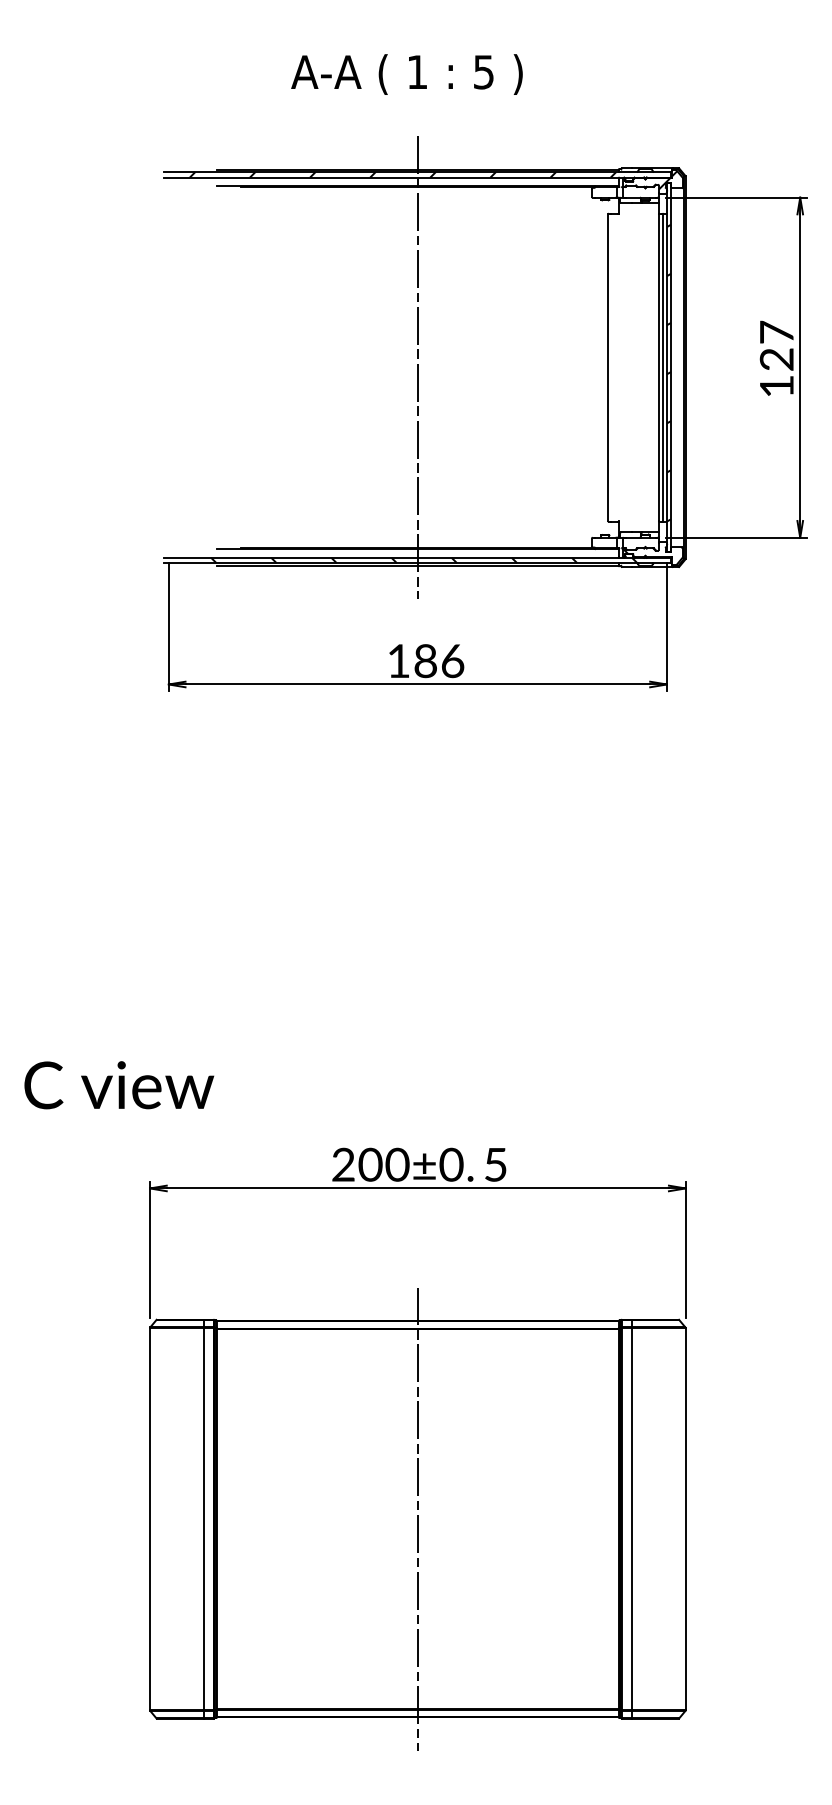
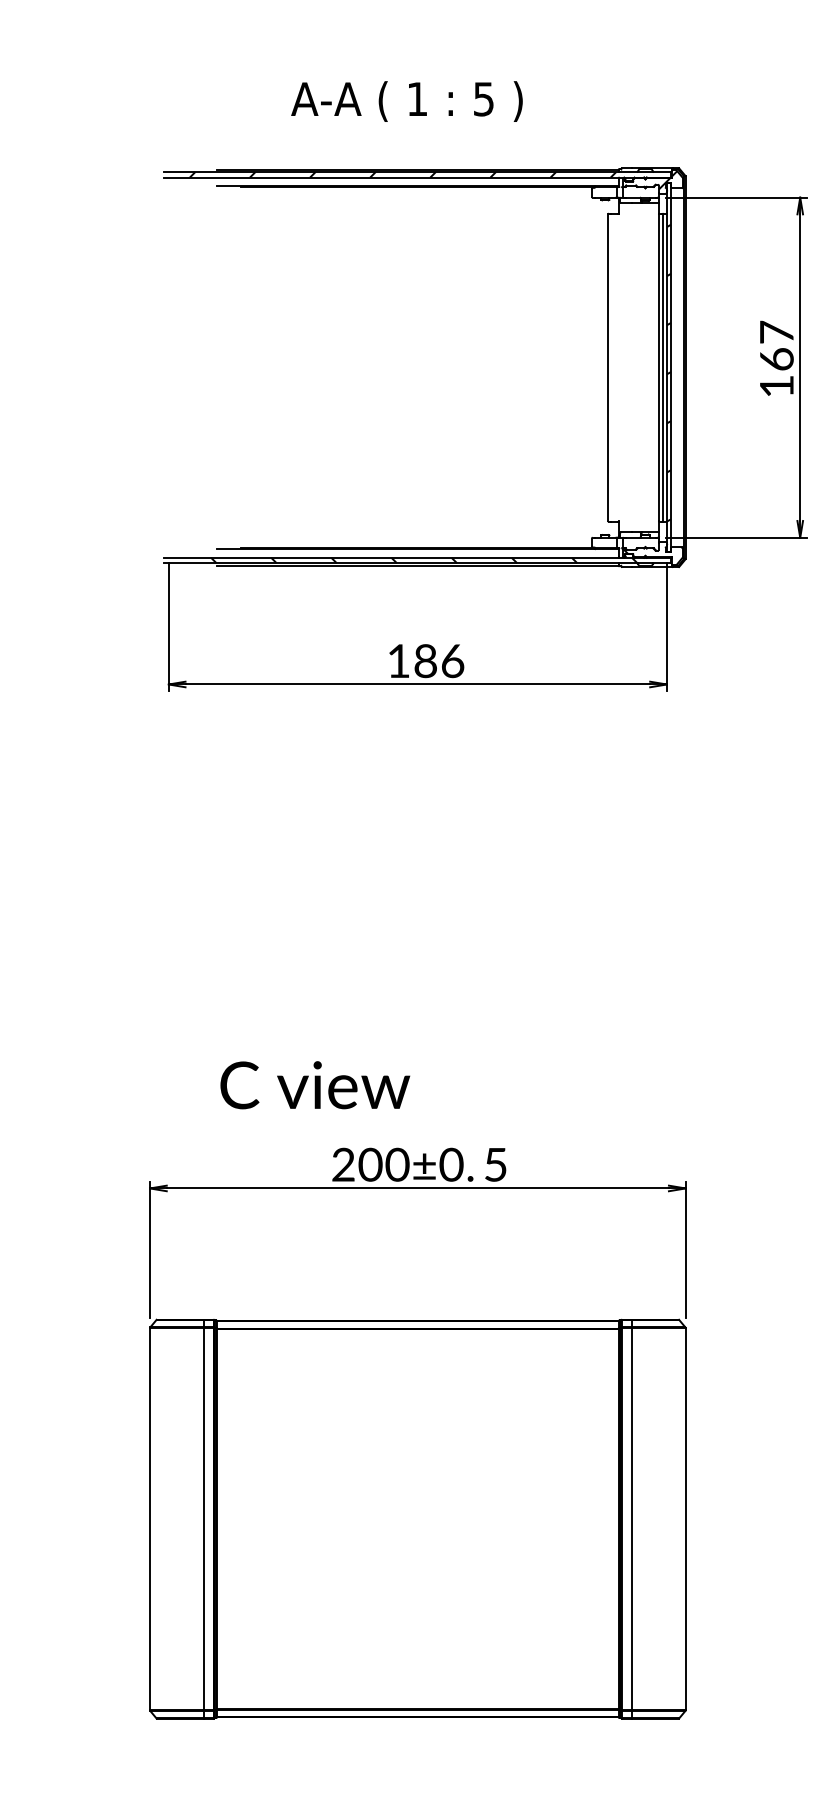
text position: (406, 74) -> (406, 101) (406, 101)
text: 127 -> 167 (776, 359)
line: present -> none (417, 367)
text position: (119, 1085) -> (315, 1085) (315, 1085)
line: present -> none (417, 1518)
